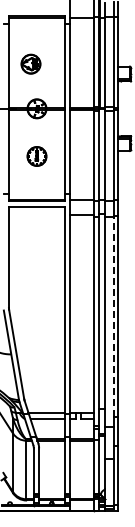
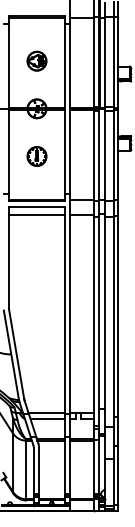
part position: (30, 63) -> (36, 60) (36, 60)
line: none -> present (36, 215)
line: dashed -> solid (113, 316)
